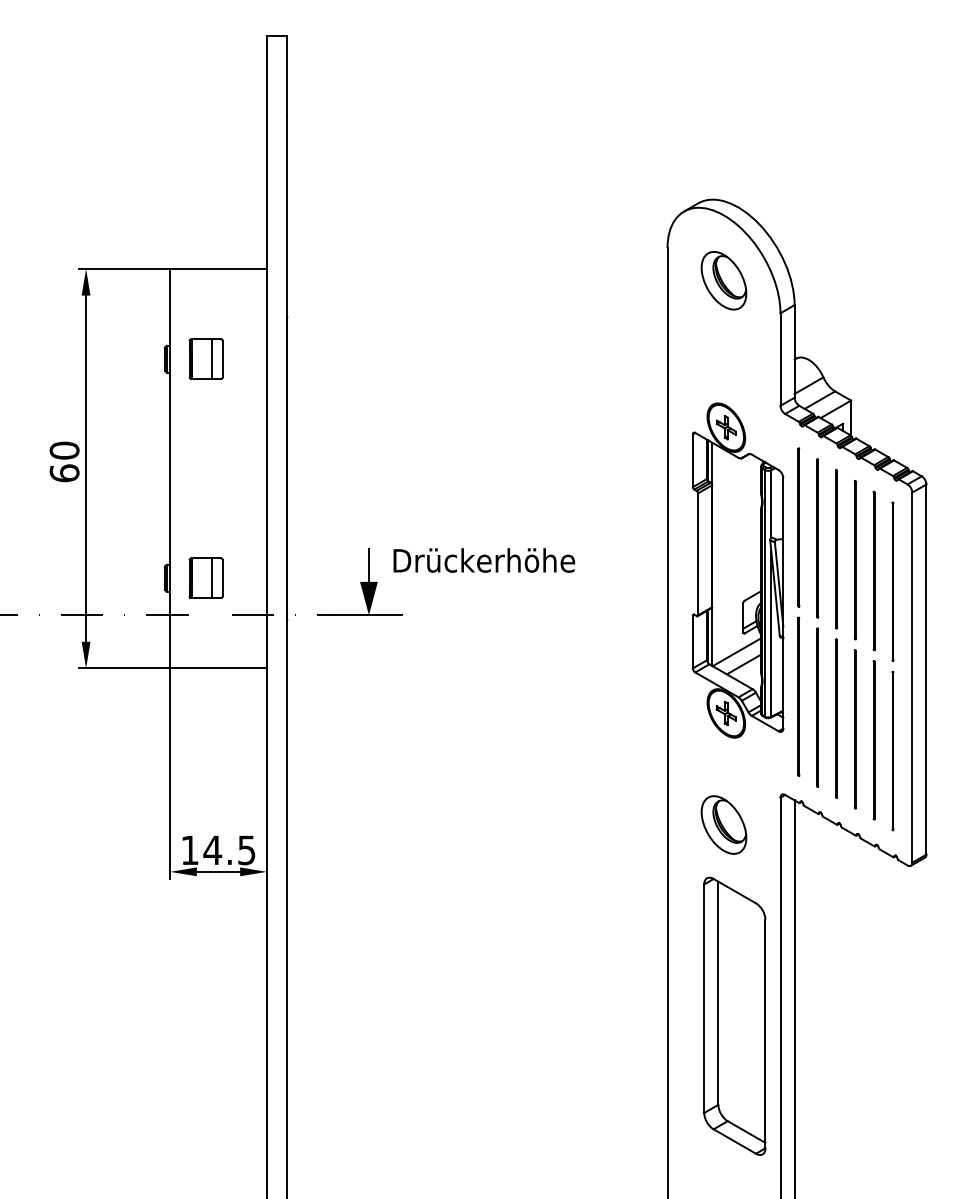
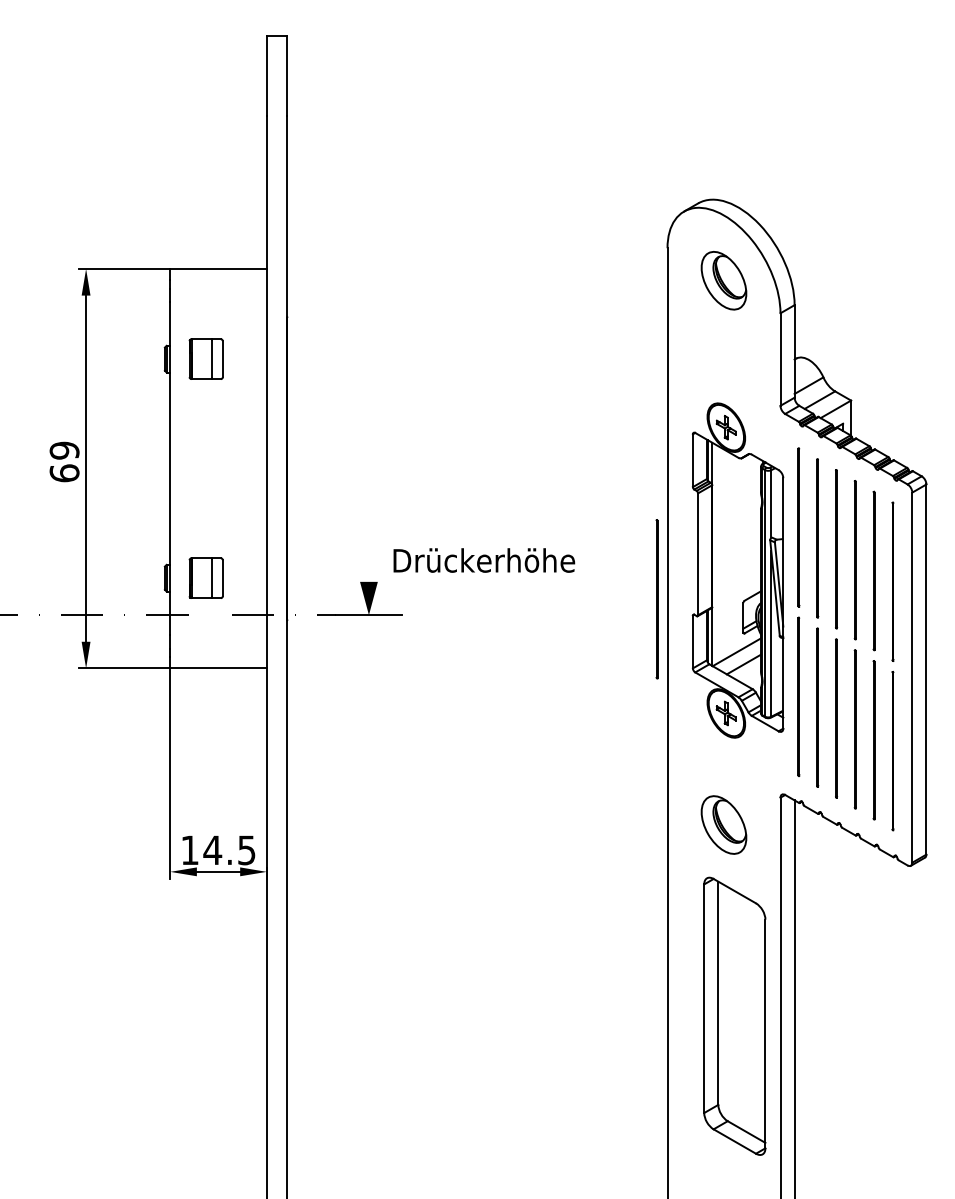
text: 60 -> 69 (64, 450)
line: present -> none (368, 564)
line: none -> present (656, 599)
